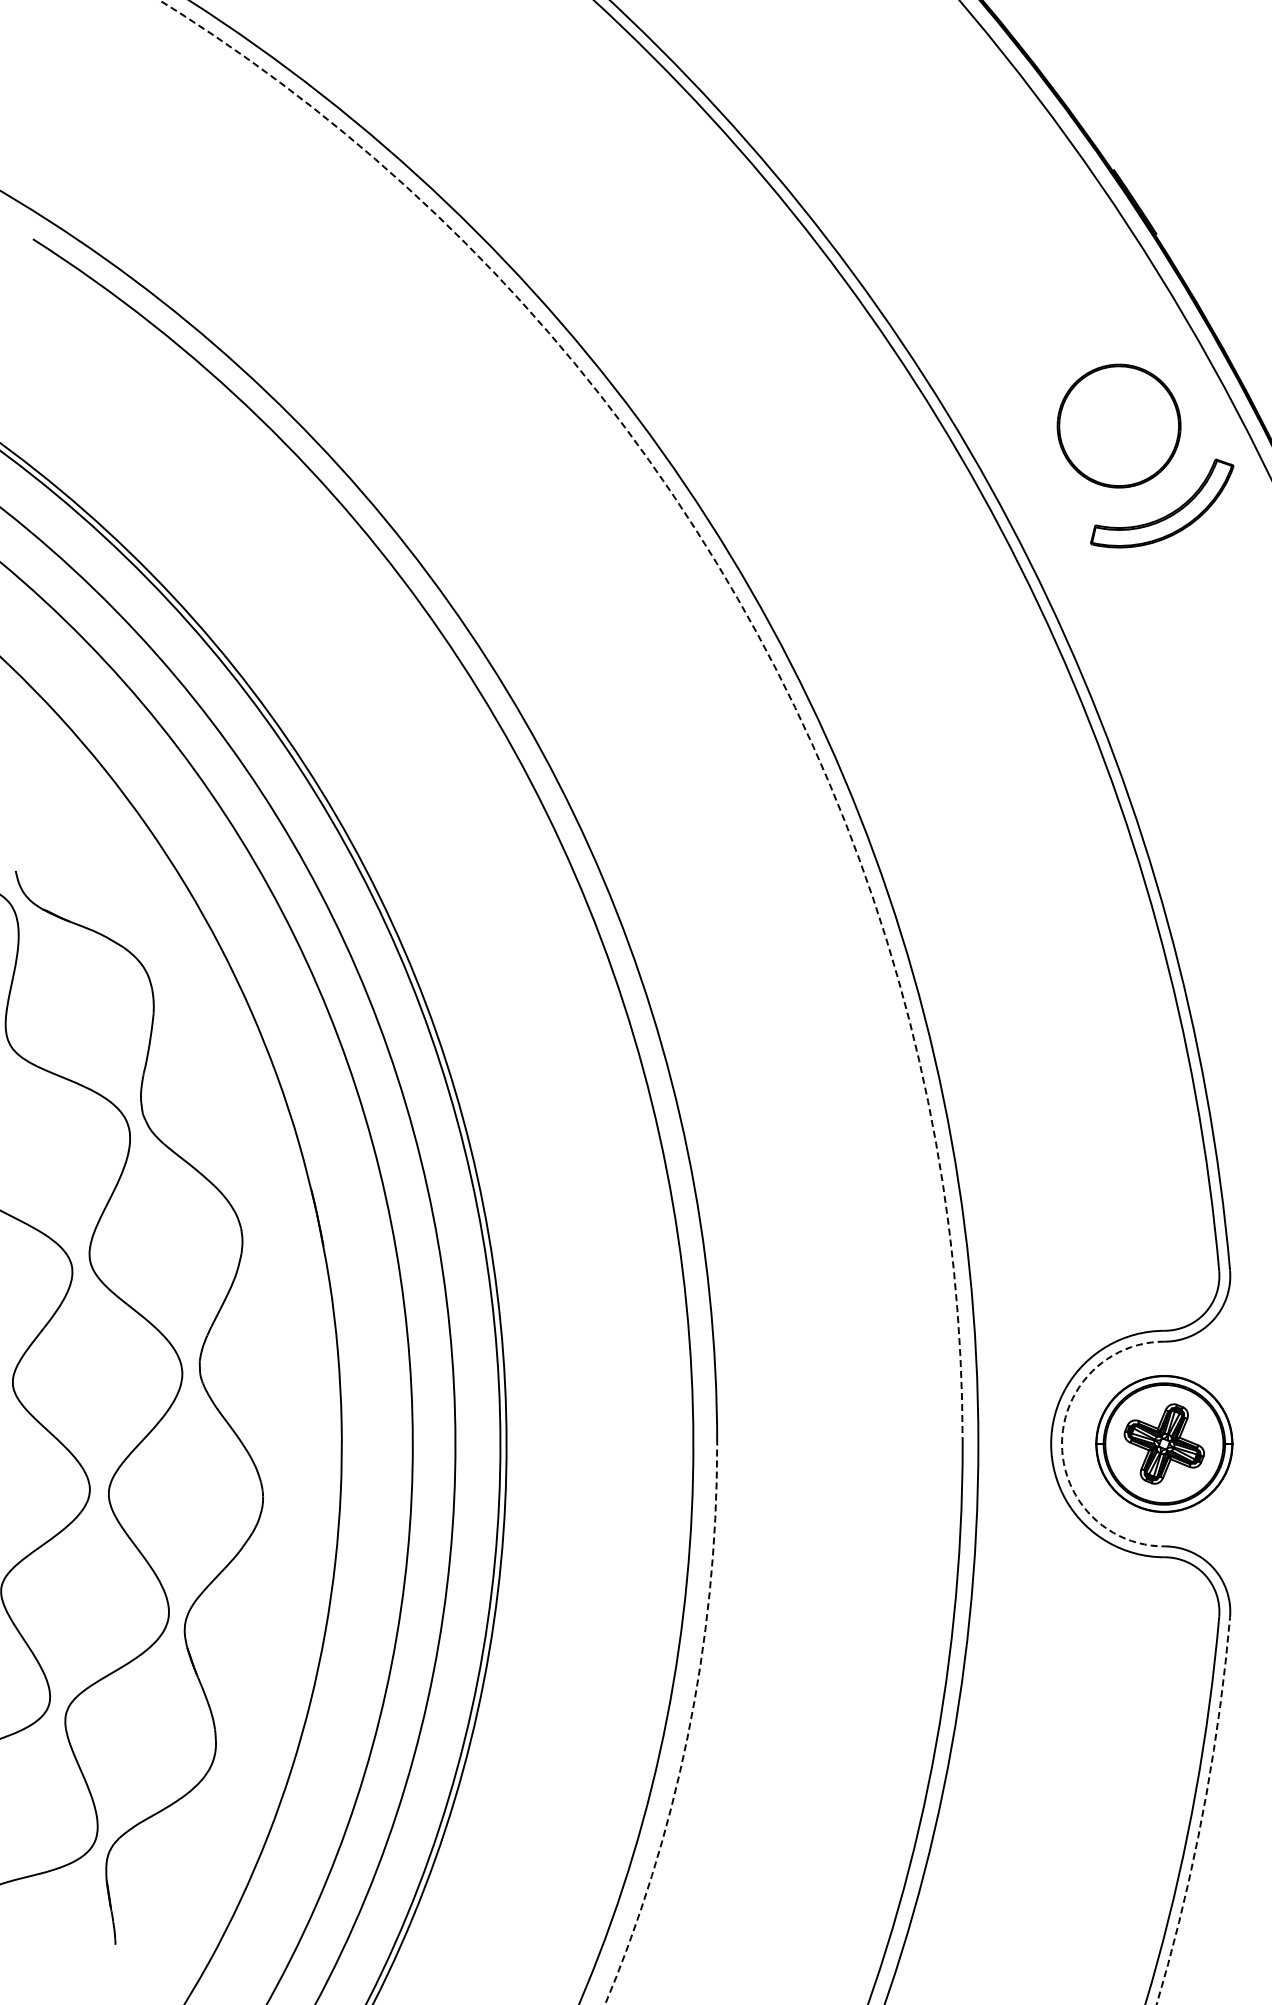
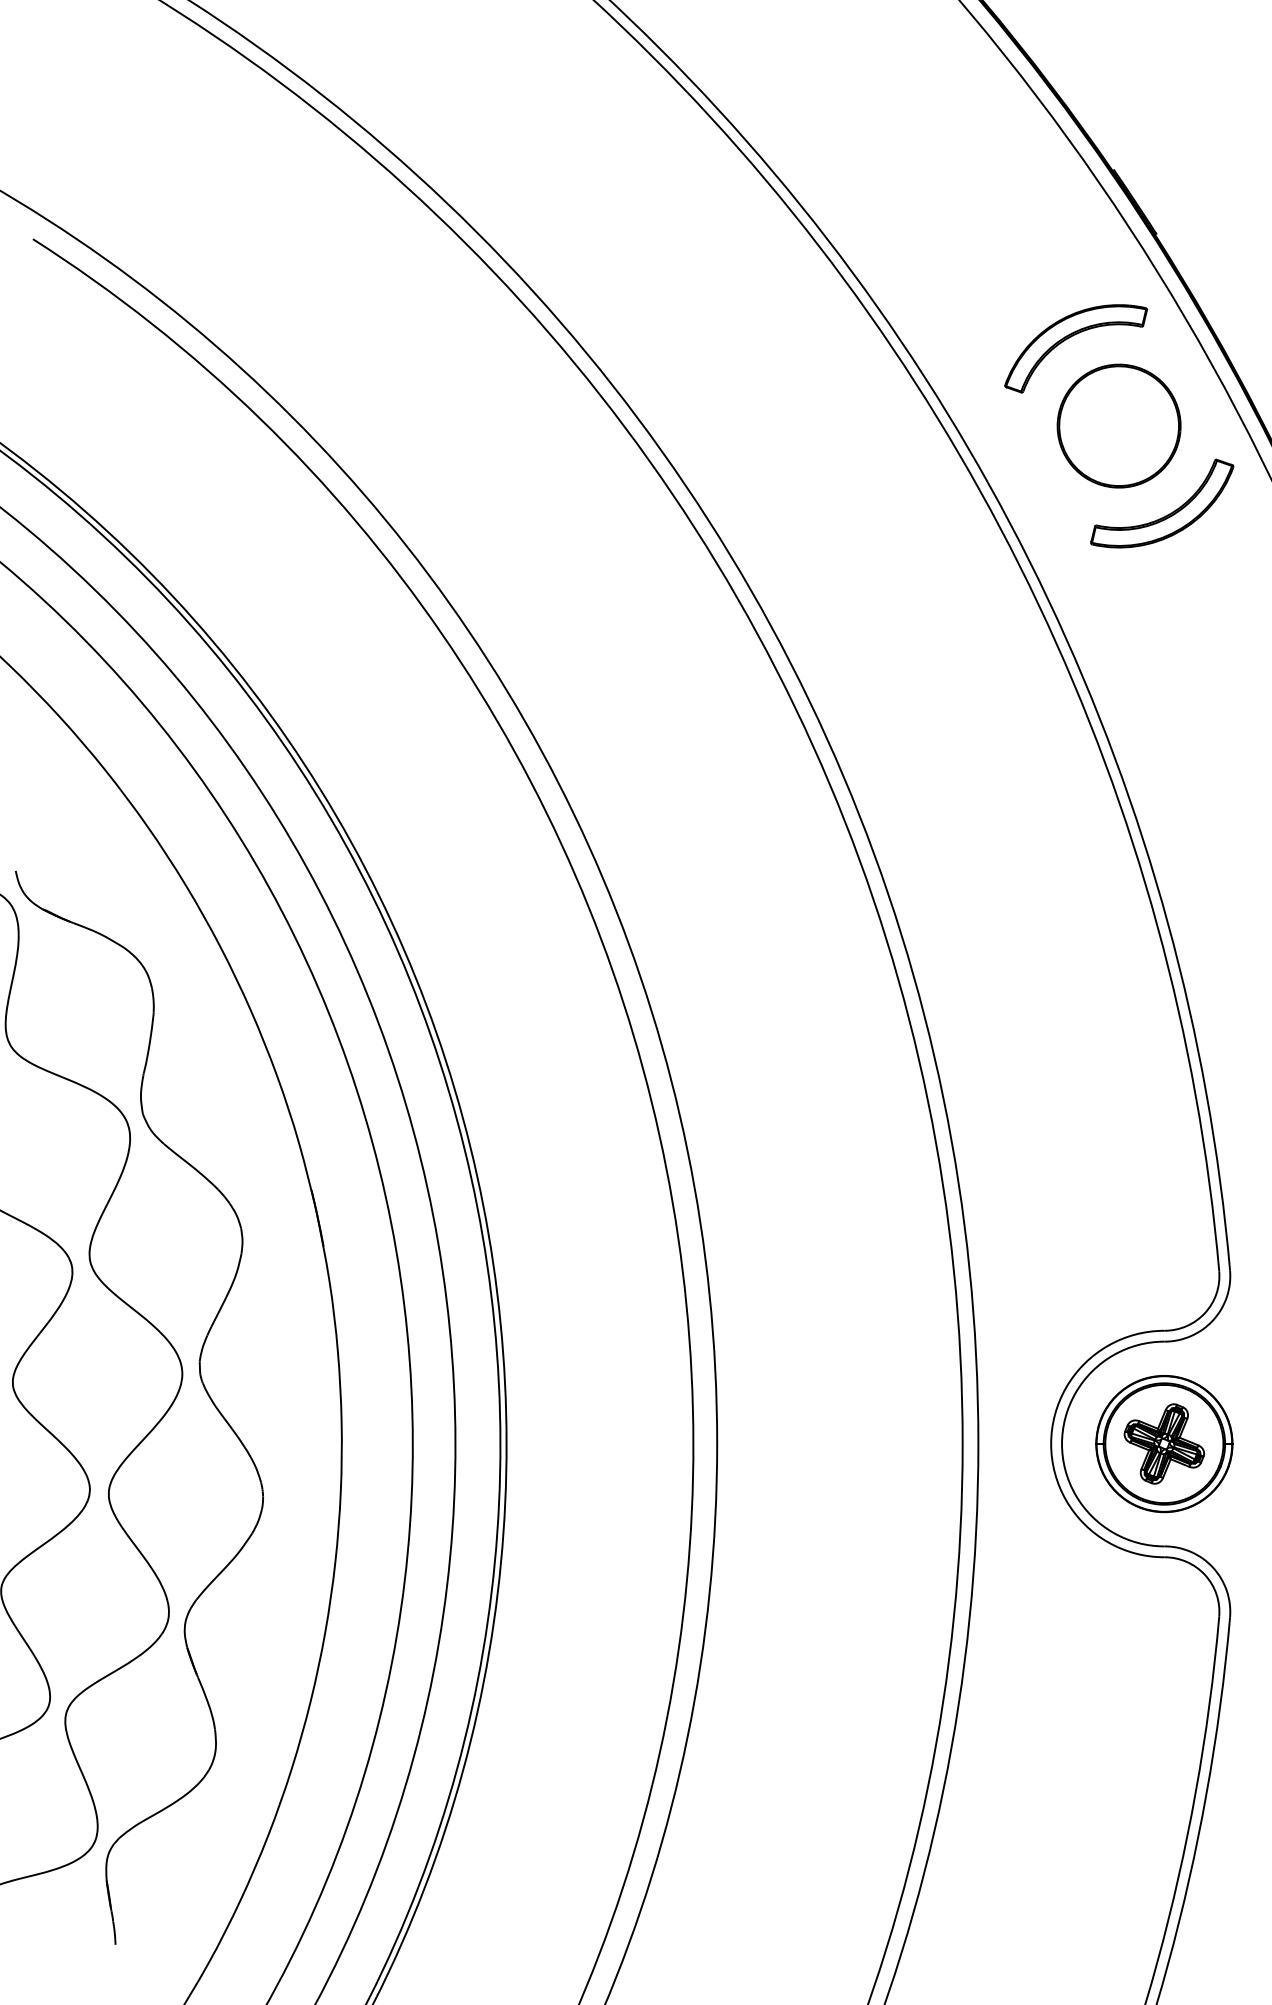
part: none -> present (1069, 338)
arc: dashed -> solid (749, 619)
arc: dashed -> solid (1062, 1444)
arc: dashed -> solid (688, 1730)
arc: dashed -> solid (1203, 1812)
